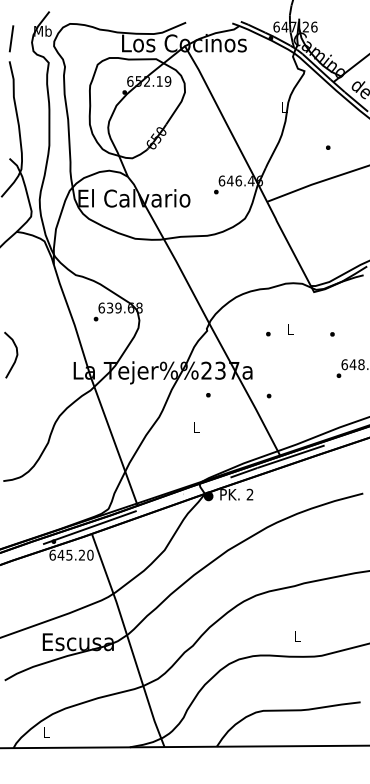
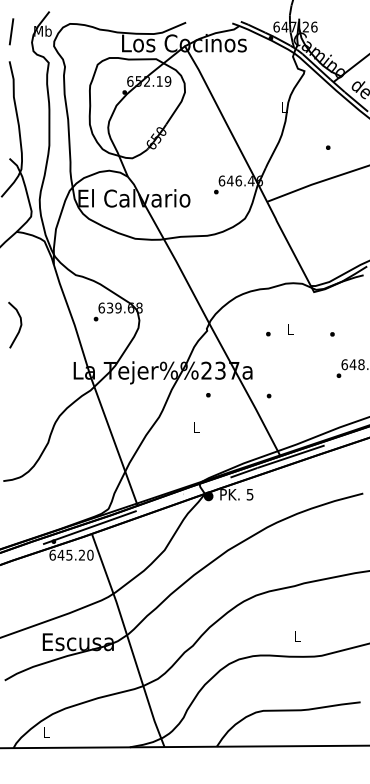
line position: (11, 38) -> (11, 31) (11, 31)
curve position: (15, 356) -> (19, 326) (19, 326)
text: 2 -> 5 (249, 494)
